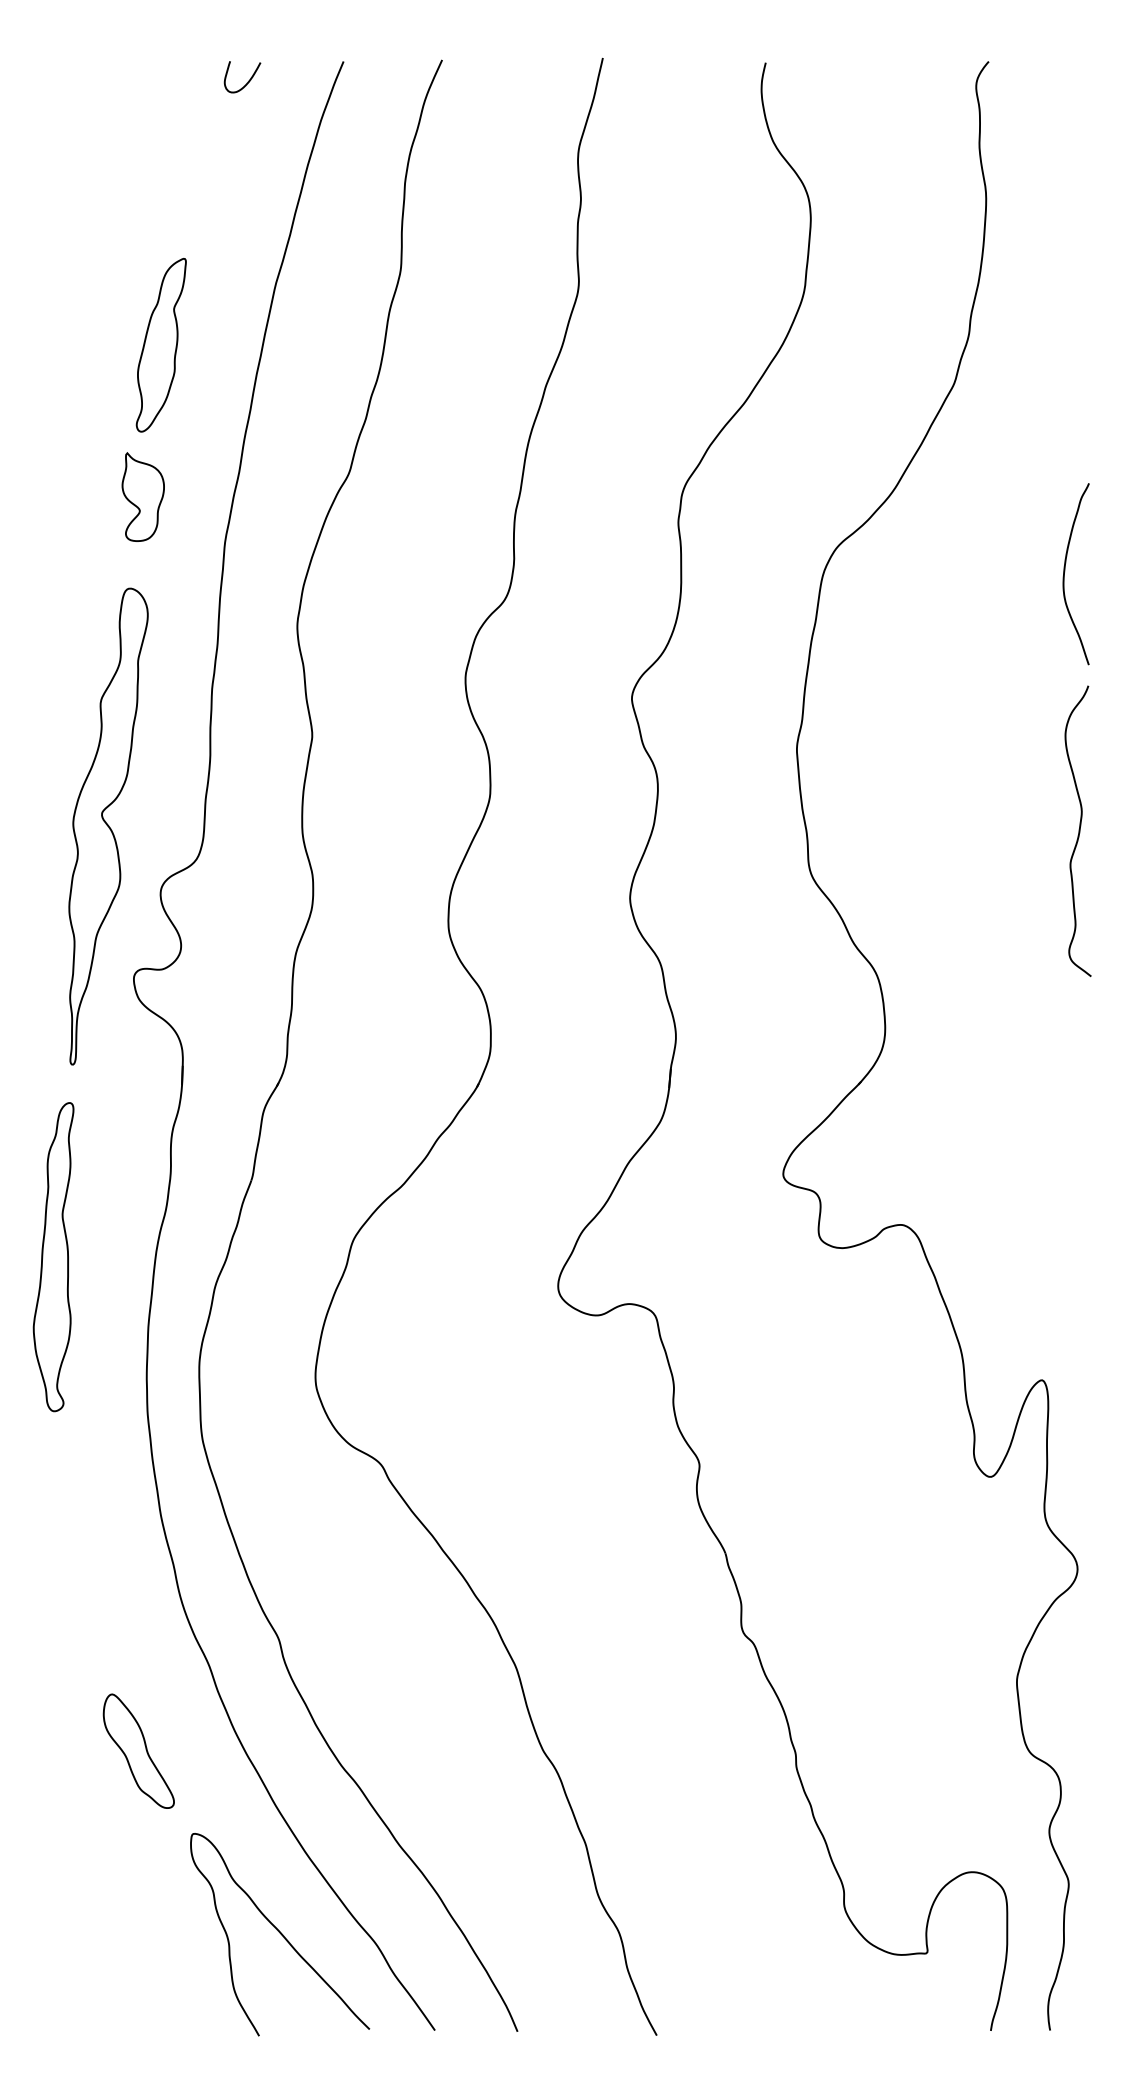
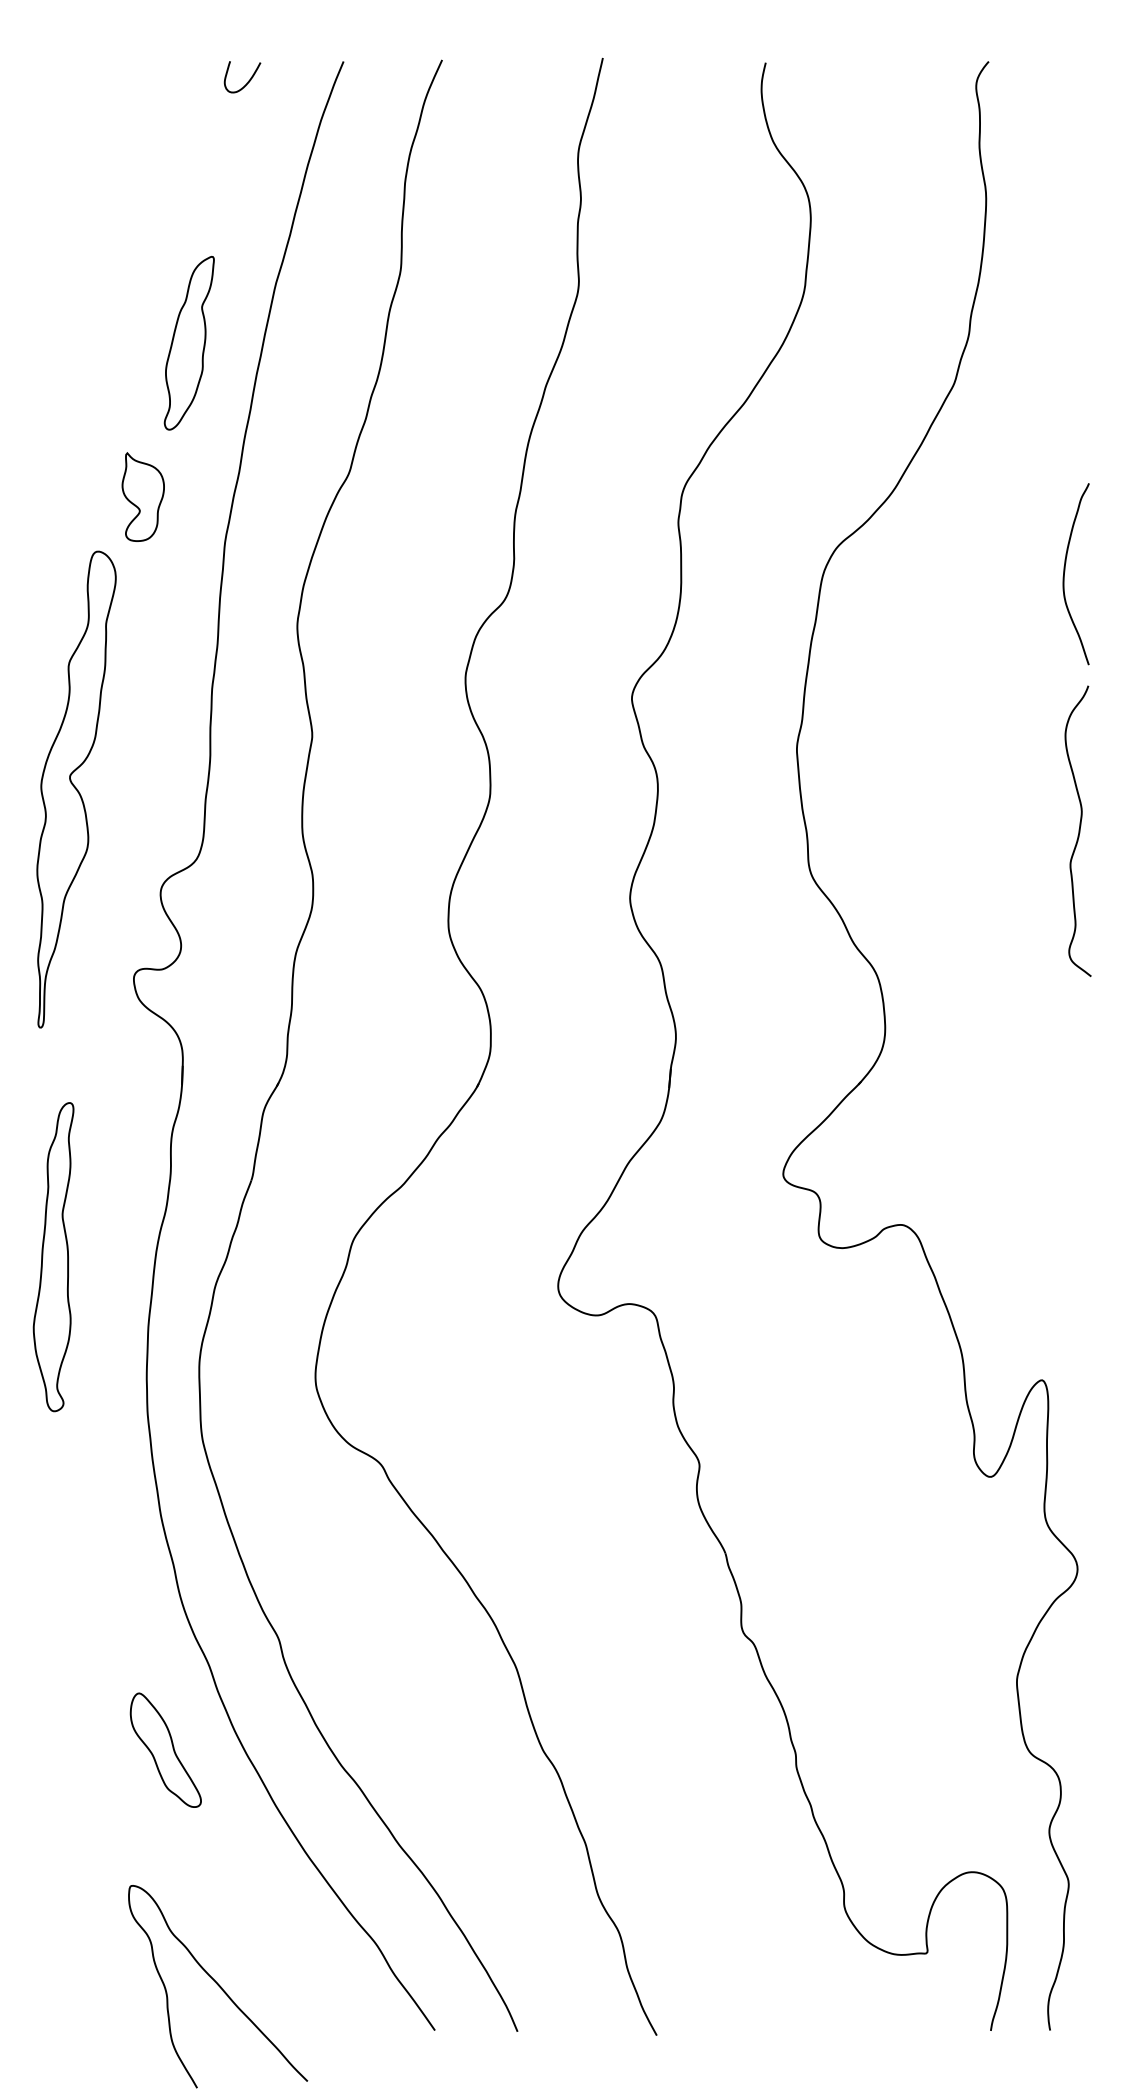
part position: (160, 345) -> (188, 343) (188, 343)
part position: (108, 826) -> (76, 789) (76, 789)
part position: (138, 1750) -> (165, 1749) (165, 1749)
curve position: (280, 1934) -> (218, 1986) (218, 1986)
